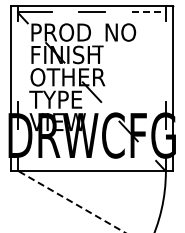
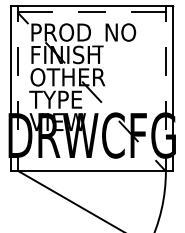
line: dashed -> solid (149, 12)
line: none -> present (18, 61)
line: none -> present (165, 61)
line: dashed -> solid (72, 202)
